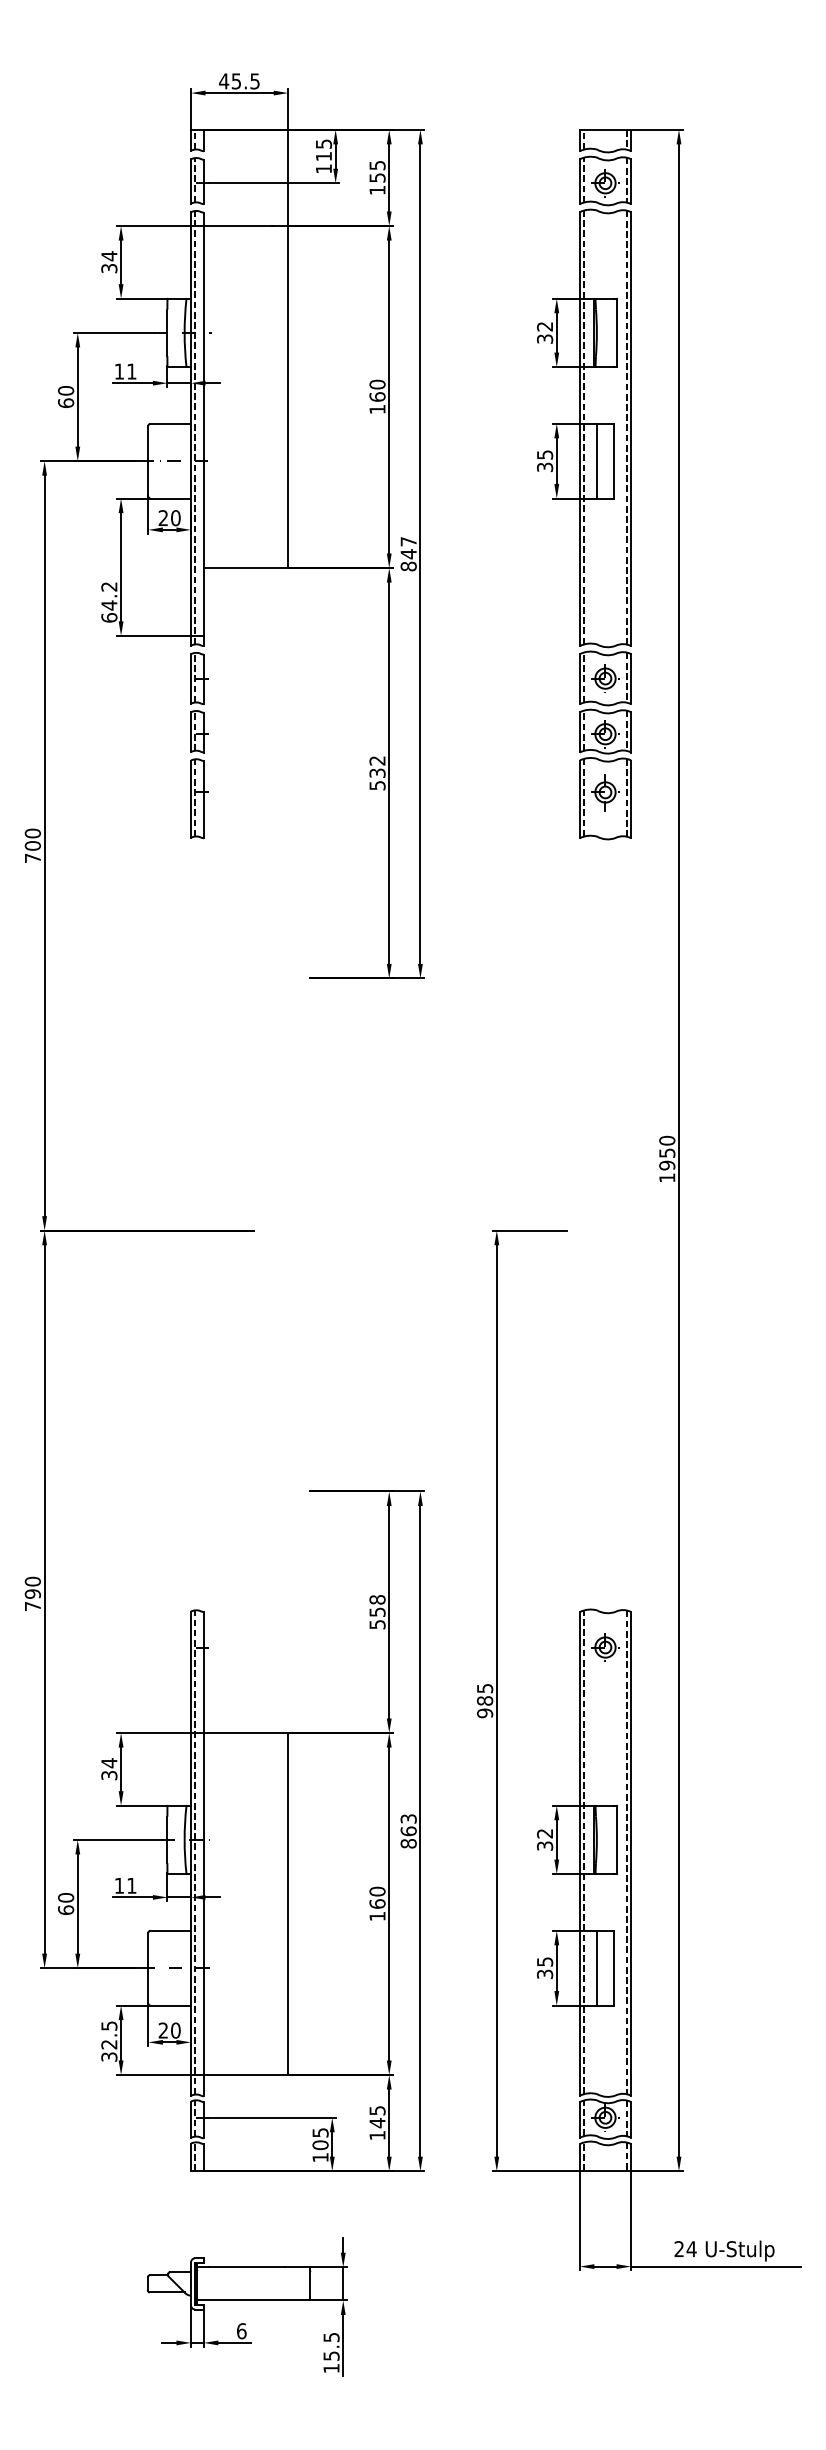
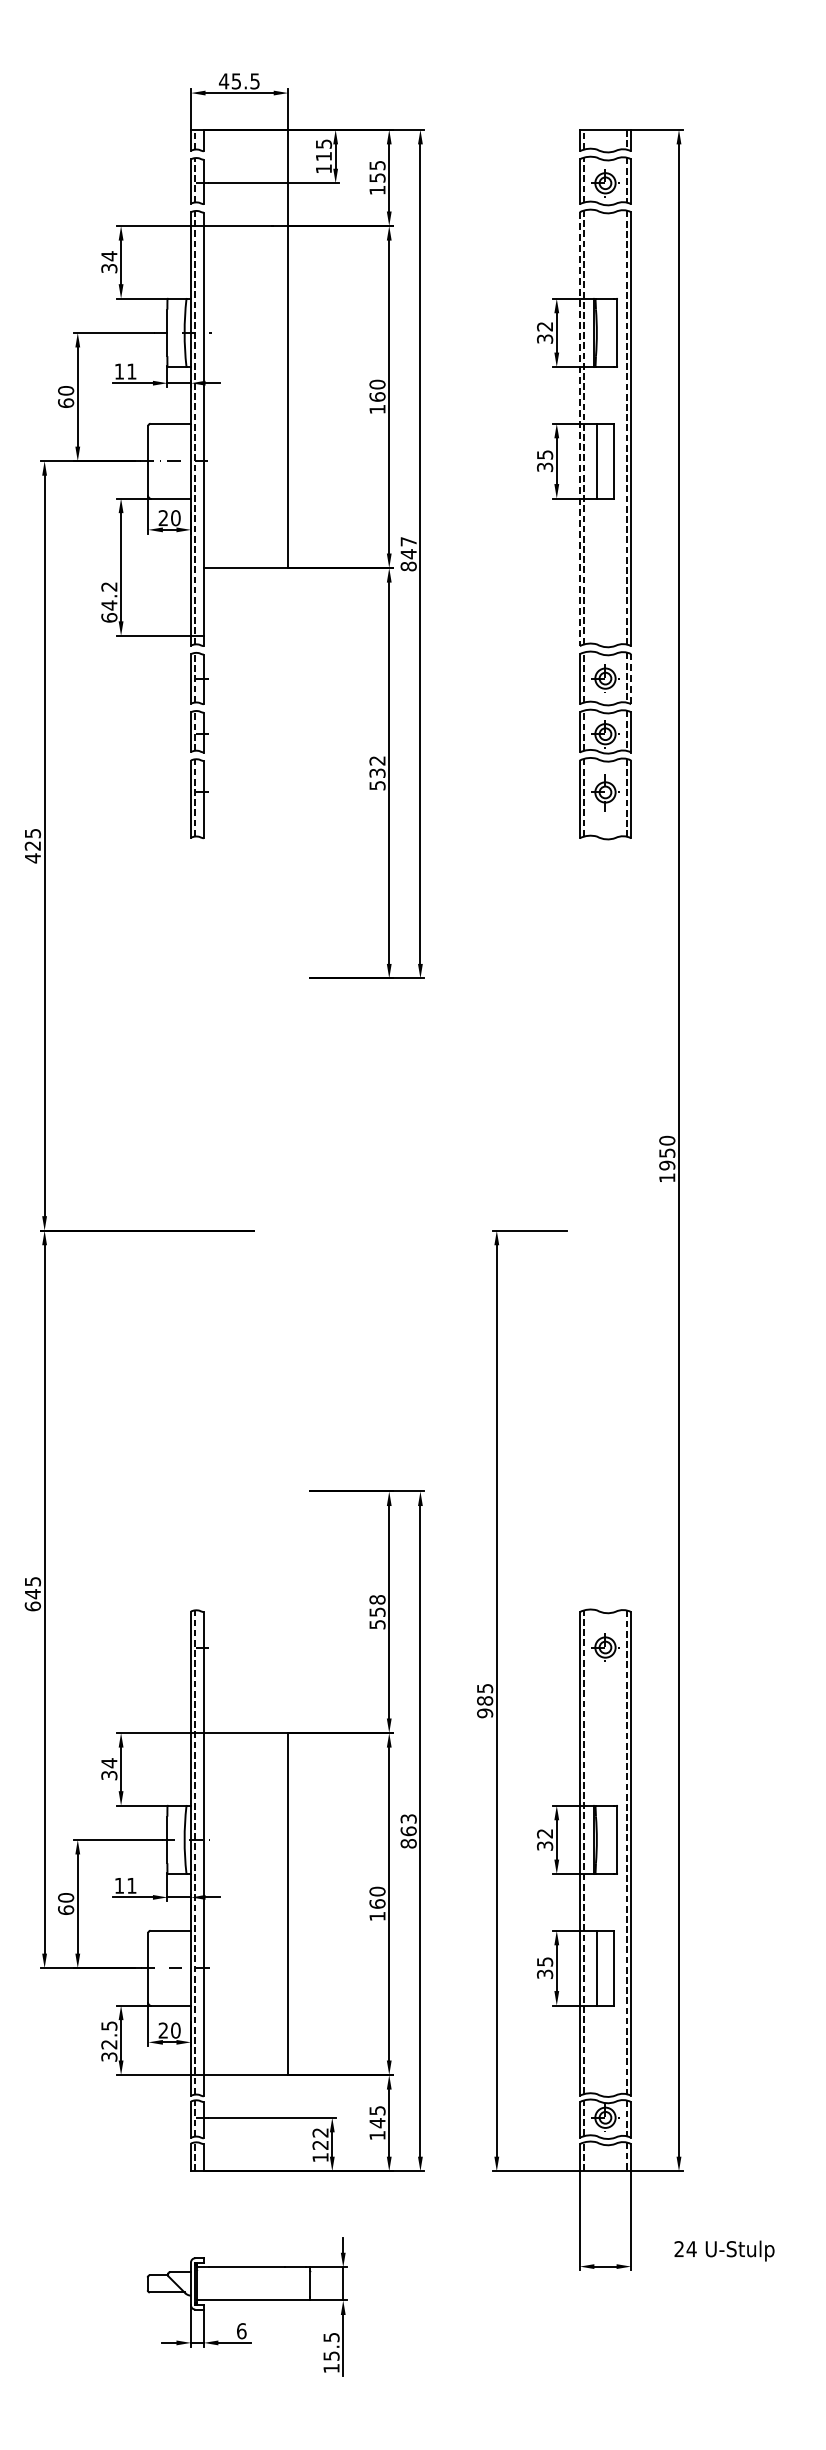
line: solid -> dashed (579, 429)
line: solid -> dashed (631, 678)
text: 700 -> 425 (32, 845)
text: 790 -> 645 (32, 1593)
text: 105 -> 122 (320, 2139)
line: present -> none (716, 2266)
